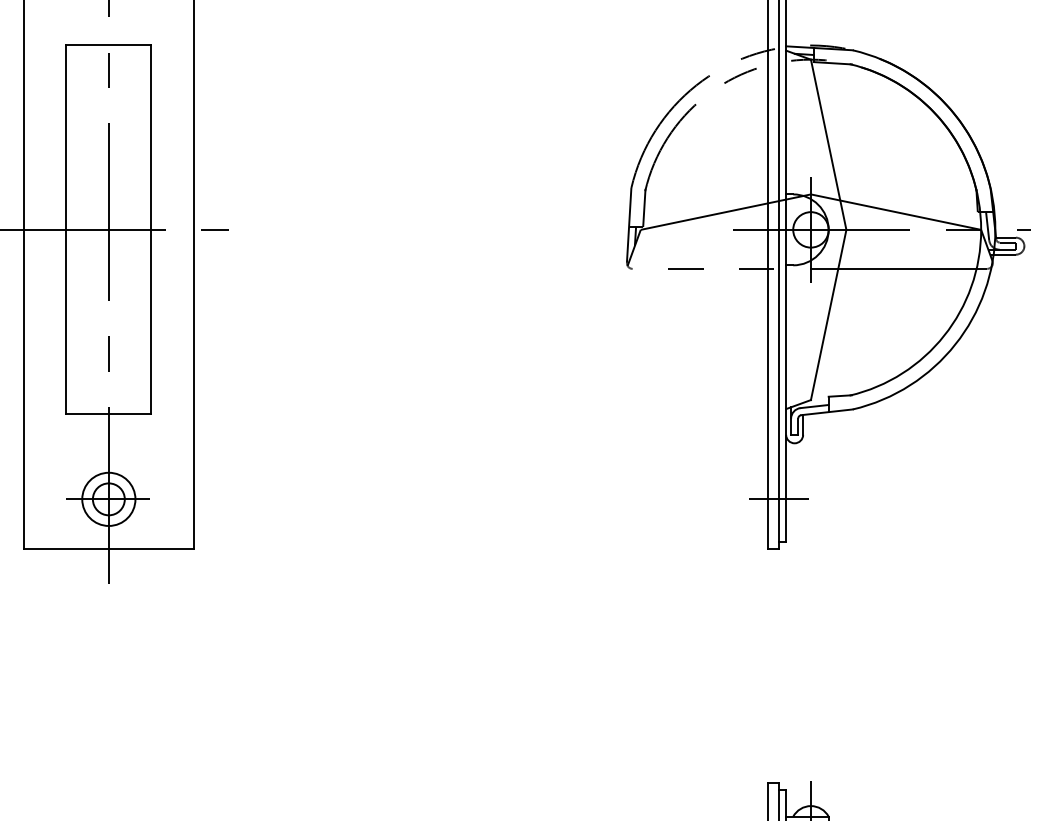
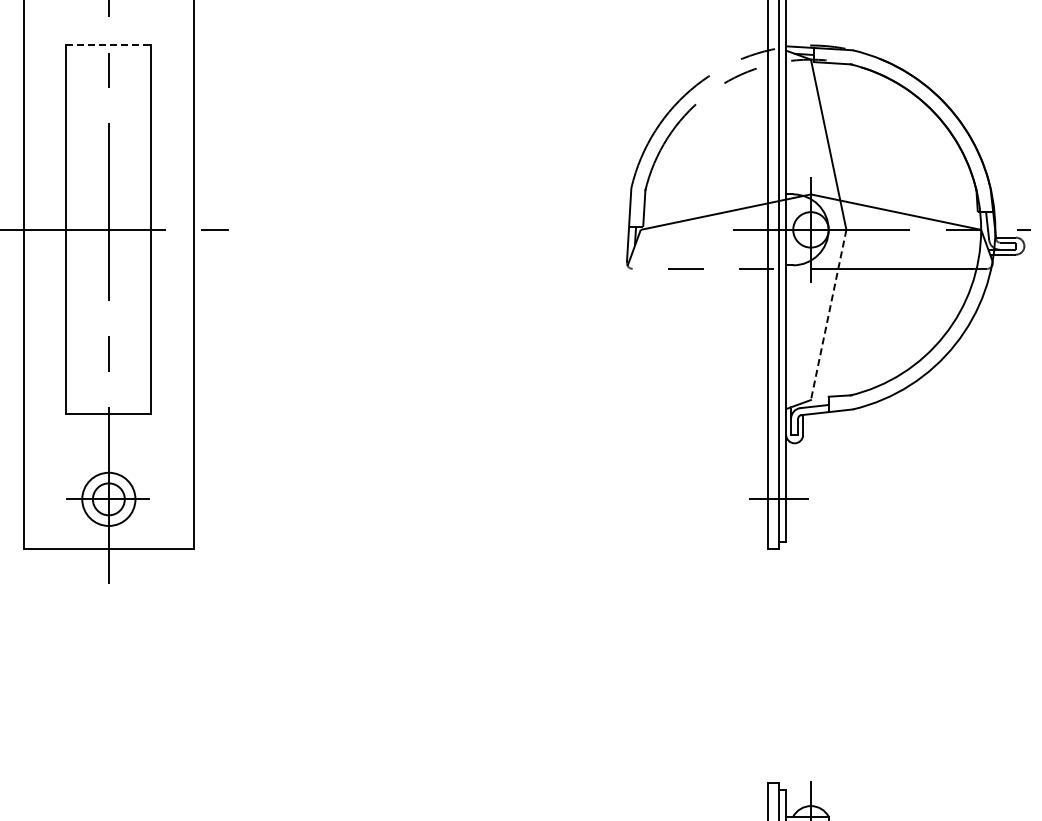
line: solid -> dashed (108, 45)
line: solid -> dashed (828, 314)
